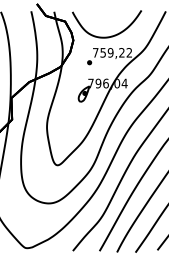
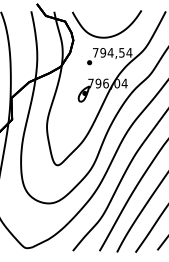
text: 759,22 -> 794,54 (116, 52)
